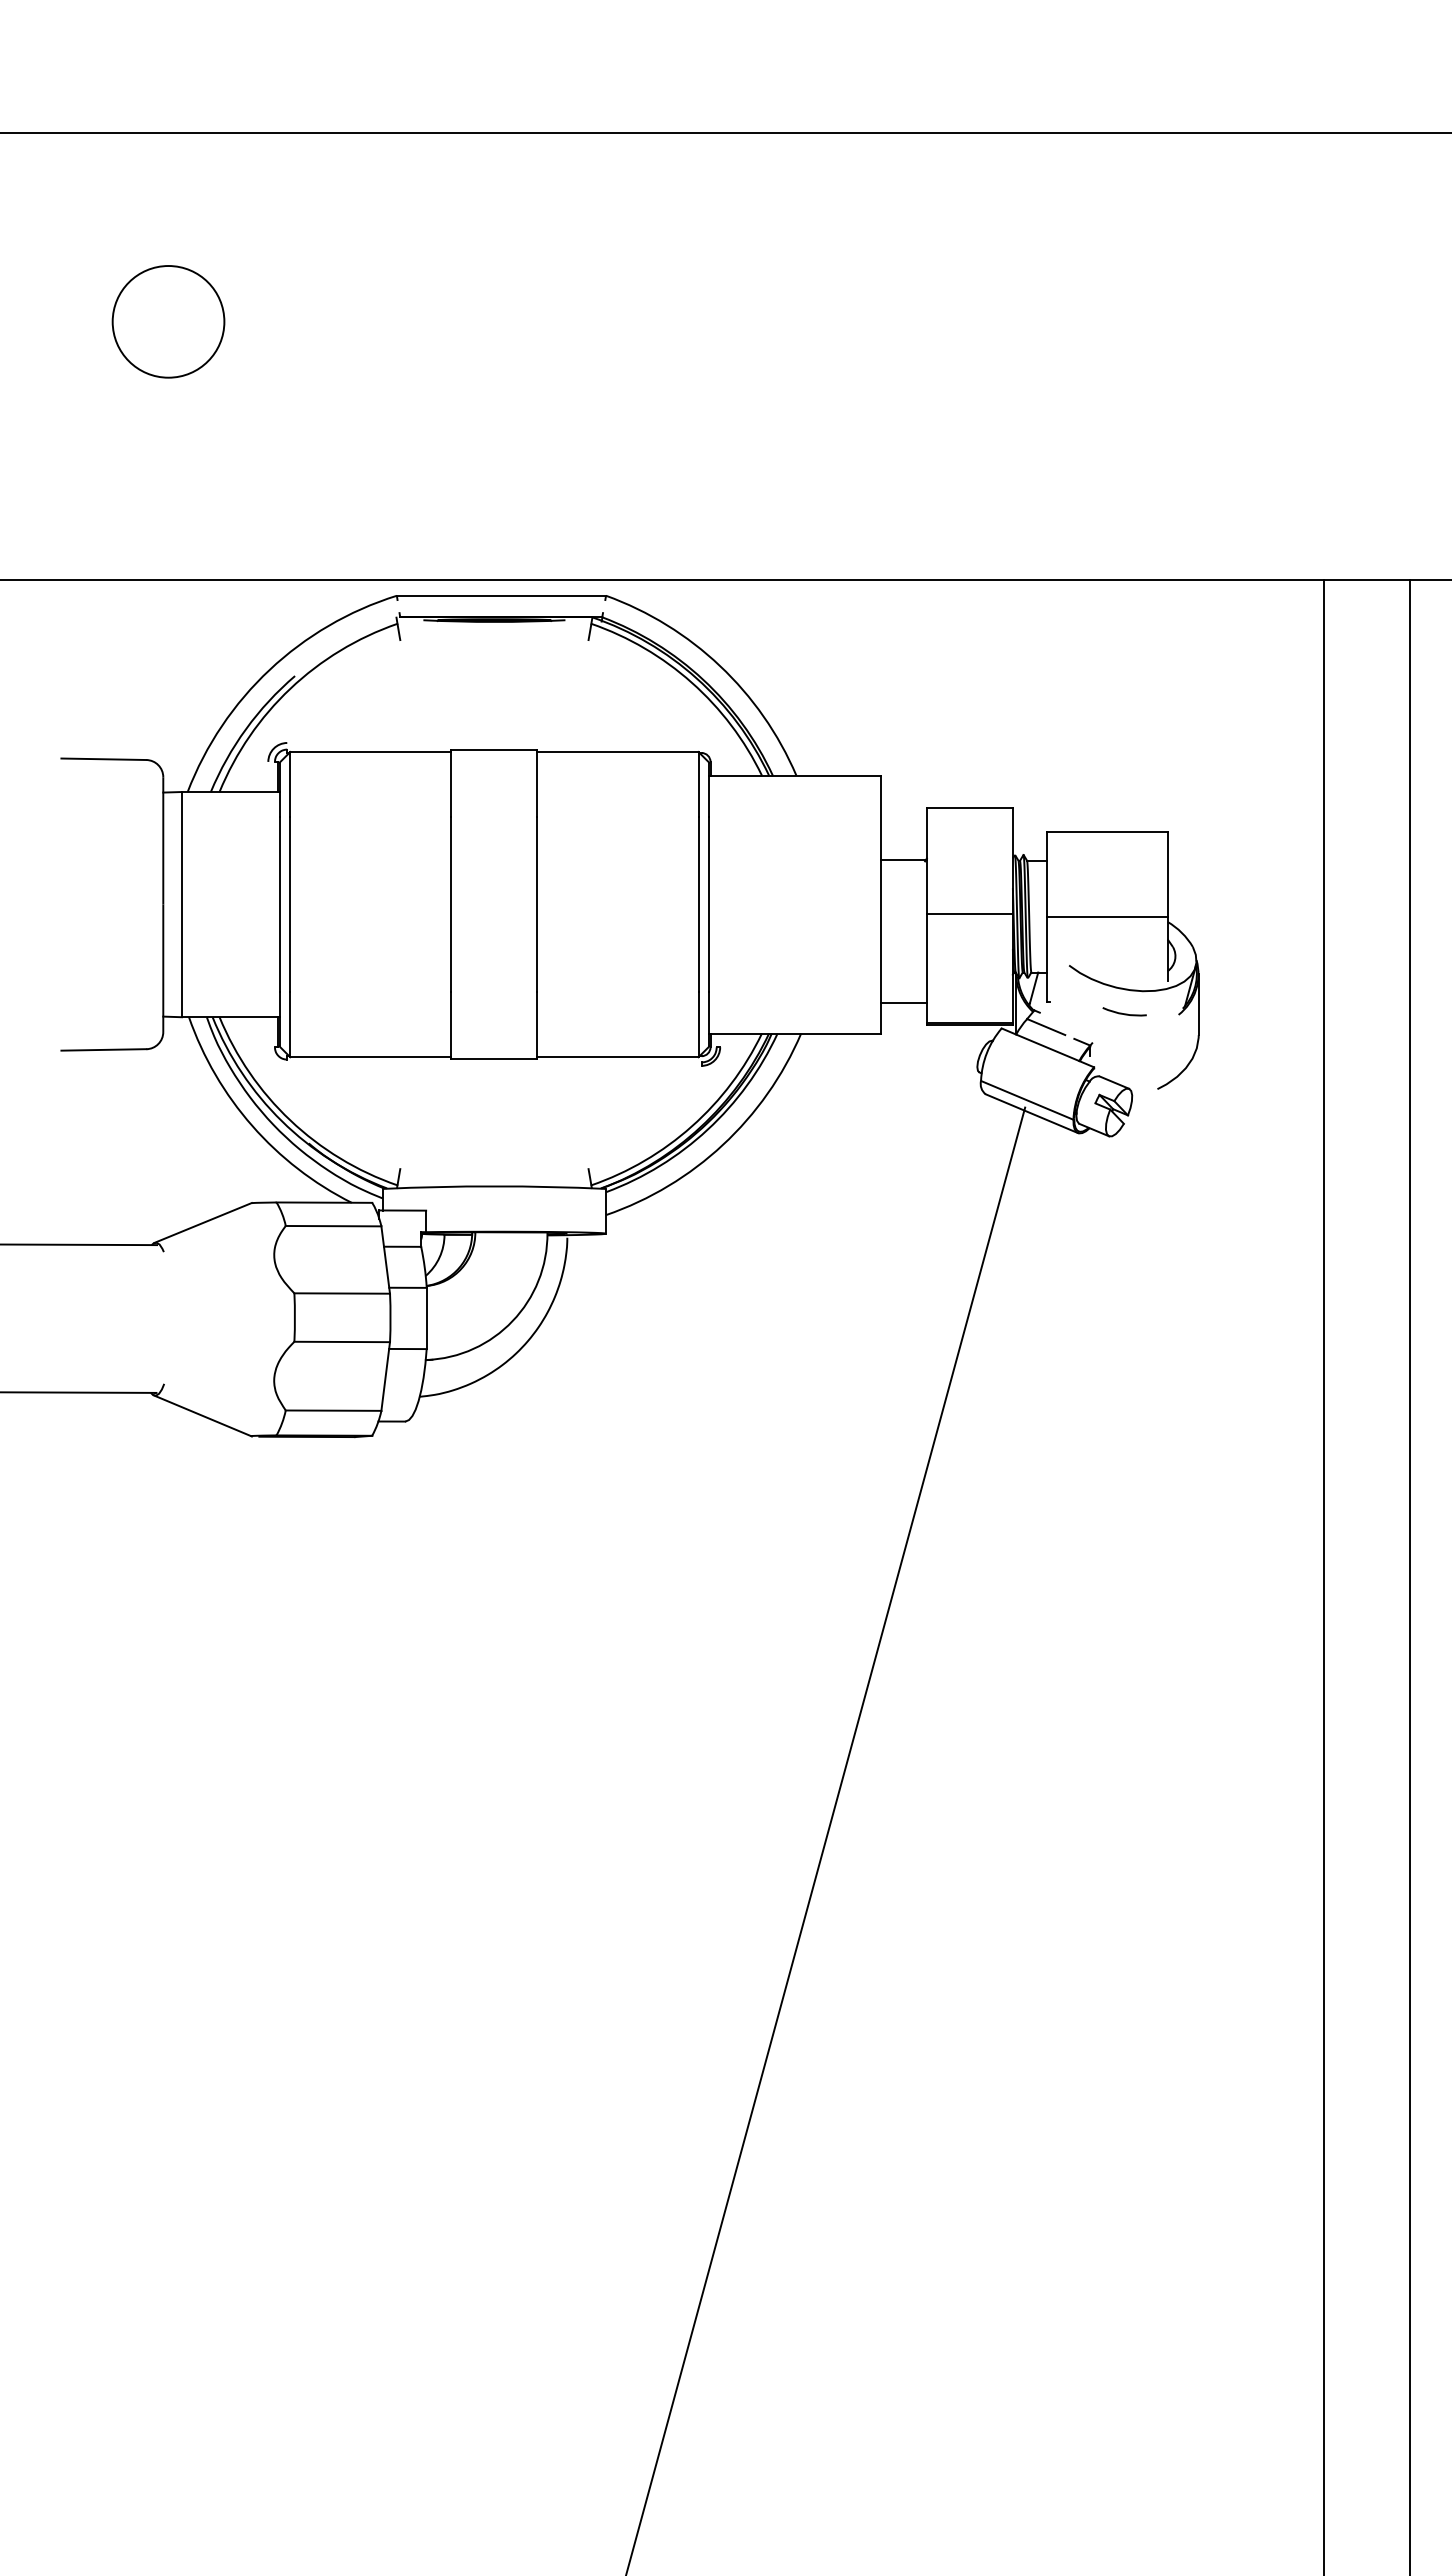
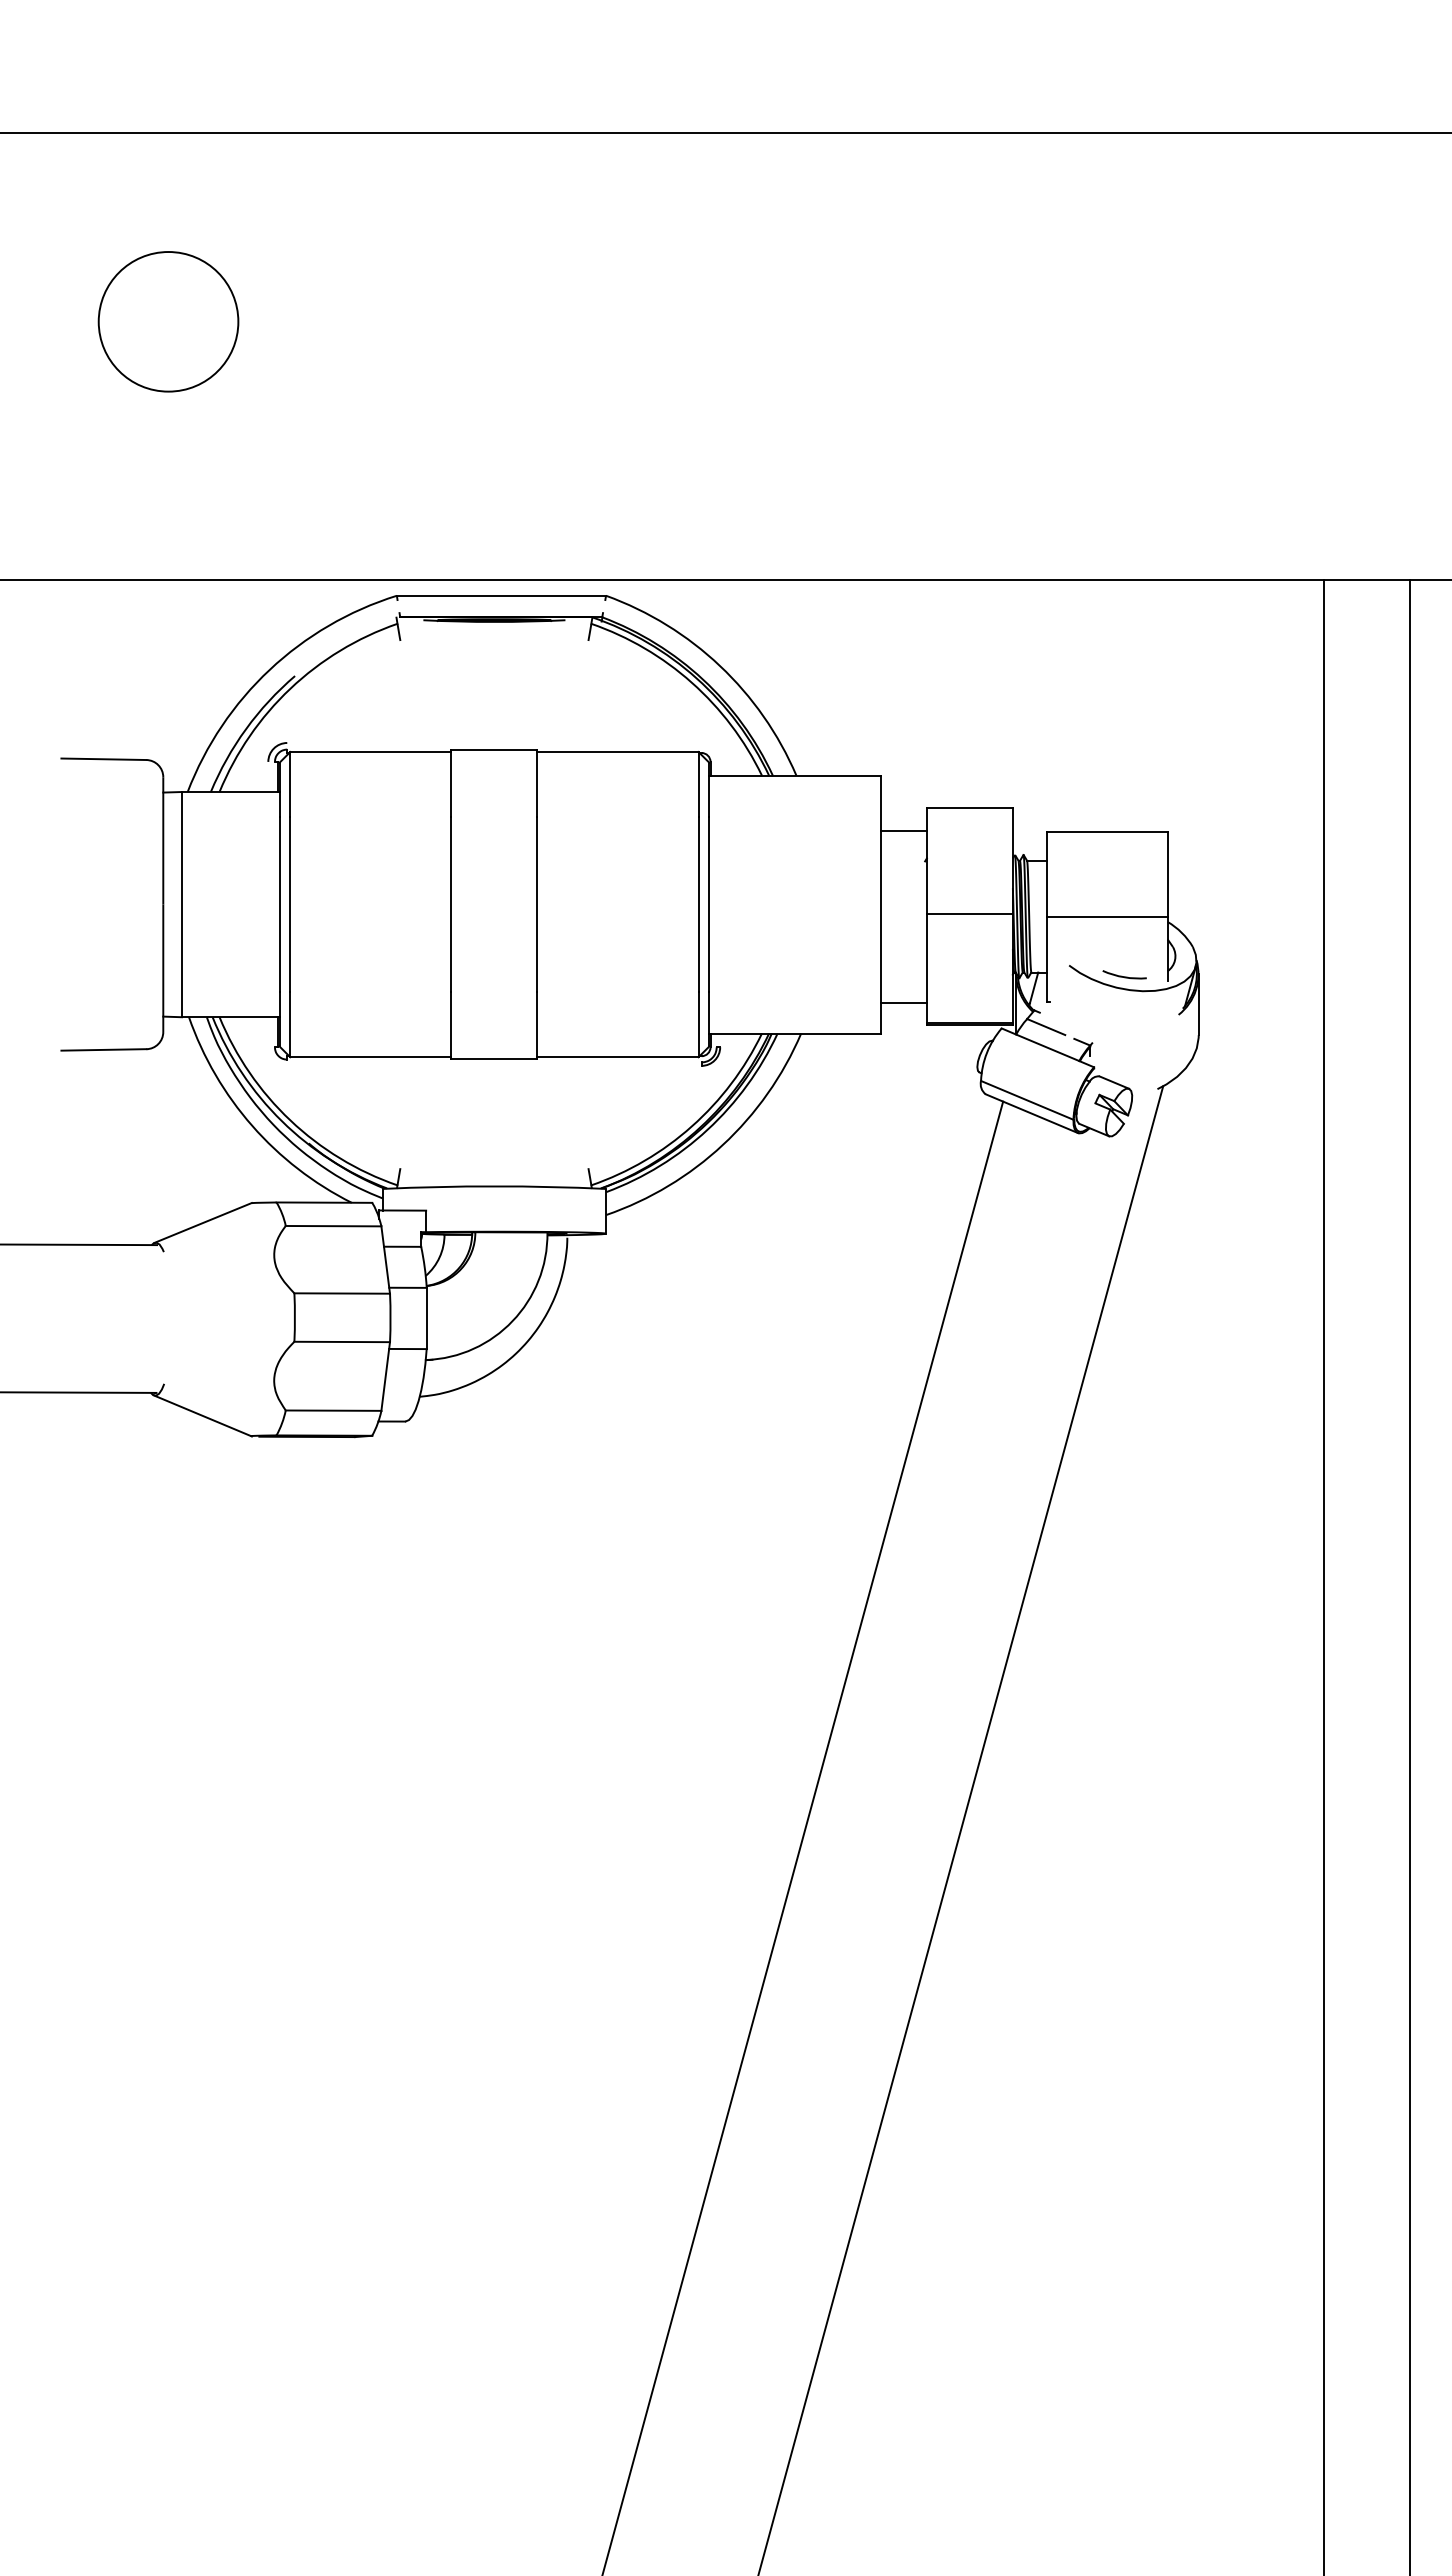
circle size: 115x114 px -> 143x142 px (168, 321)
line position: (903, 859) -> (903, 830) (903, 830)
arc position: (1124, 1013) -> (1124, 976) (1124, 976)
line: none -> present (961, 1829)
line position: (825, 1839) -> (803, 1836) (803, 1836)
